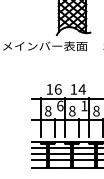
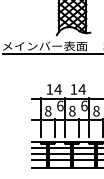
line: none -> present (51, 54)
text: 16 -> 14 (57, 89)
text: 1 -> 6 (84, 105)
